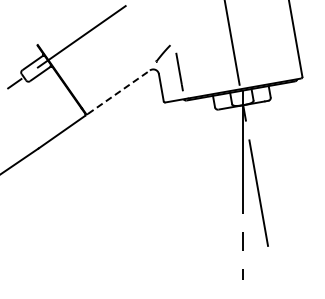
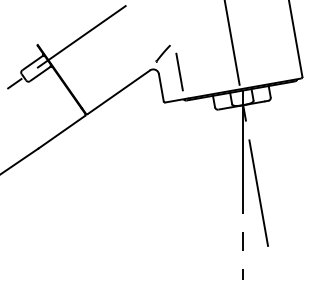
line: dashed -> solid (118, 92)
